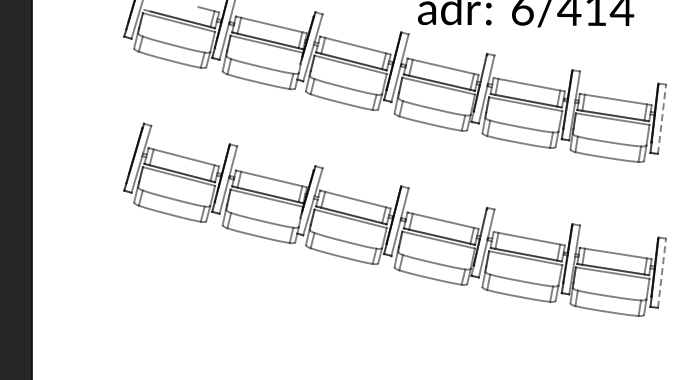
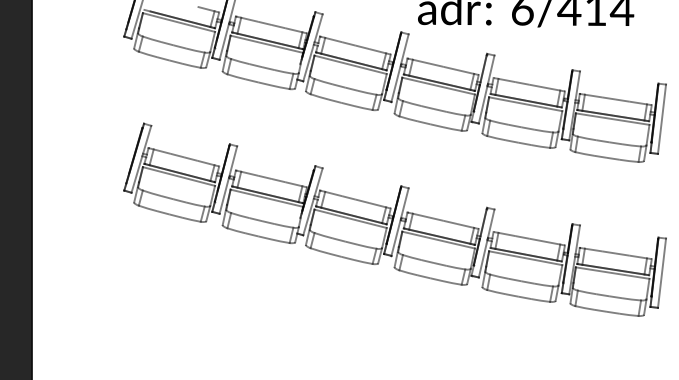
line: dashed -> solid (662, 119)
line: dashed -> solid (662, 273)
